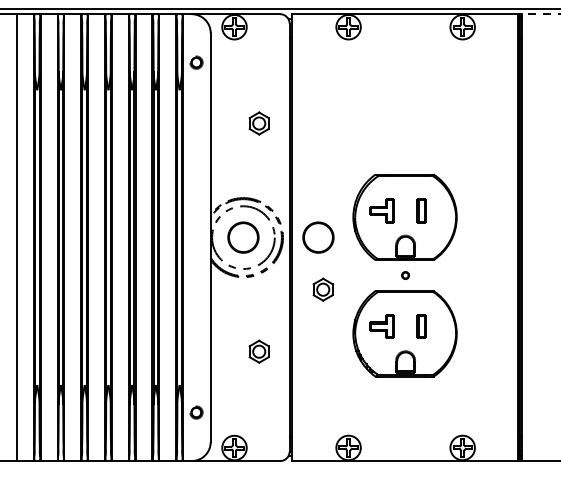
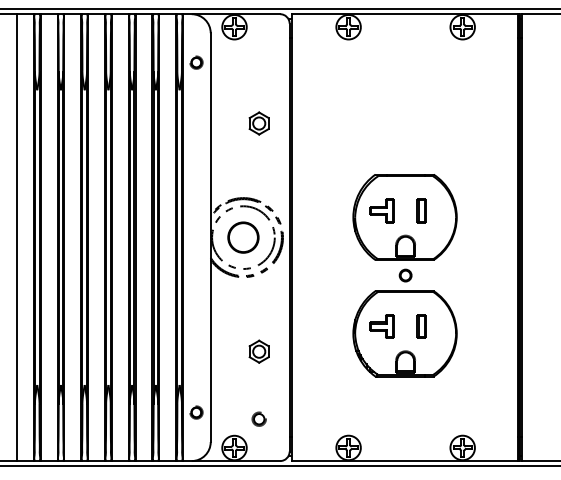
line: dashed -> solid (540, 14)
circle: present -> none (318, 237)
part size: 9x9 px -> 15x15 px (405, 275)
part: present -> none (322, 289)
part: none -> present (258, 418)
line: none -> present (279, 465)
